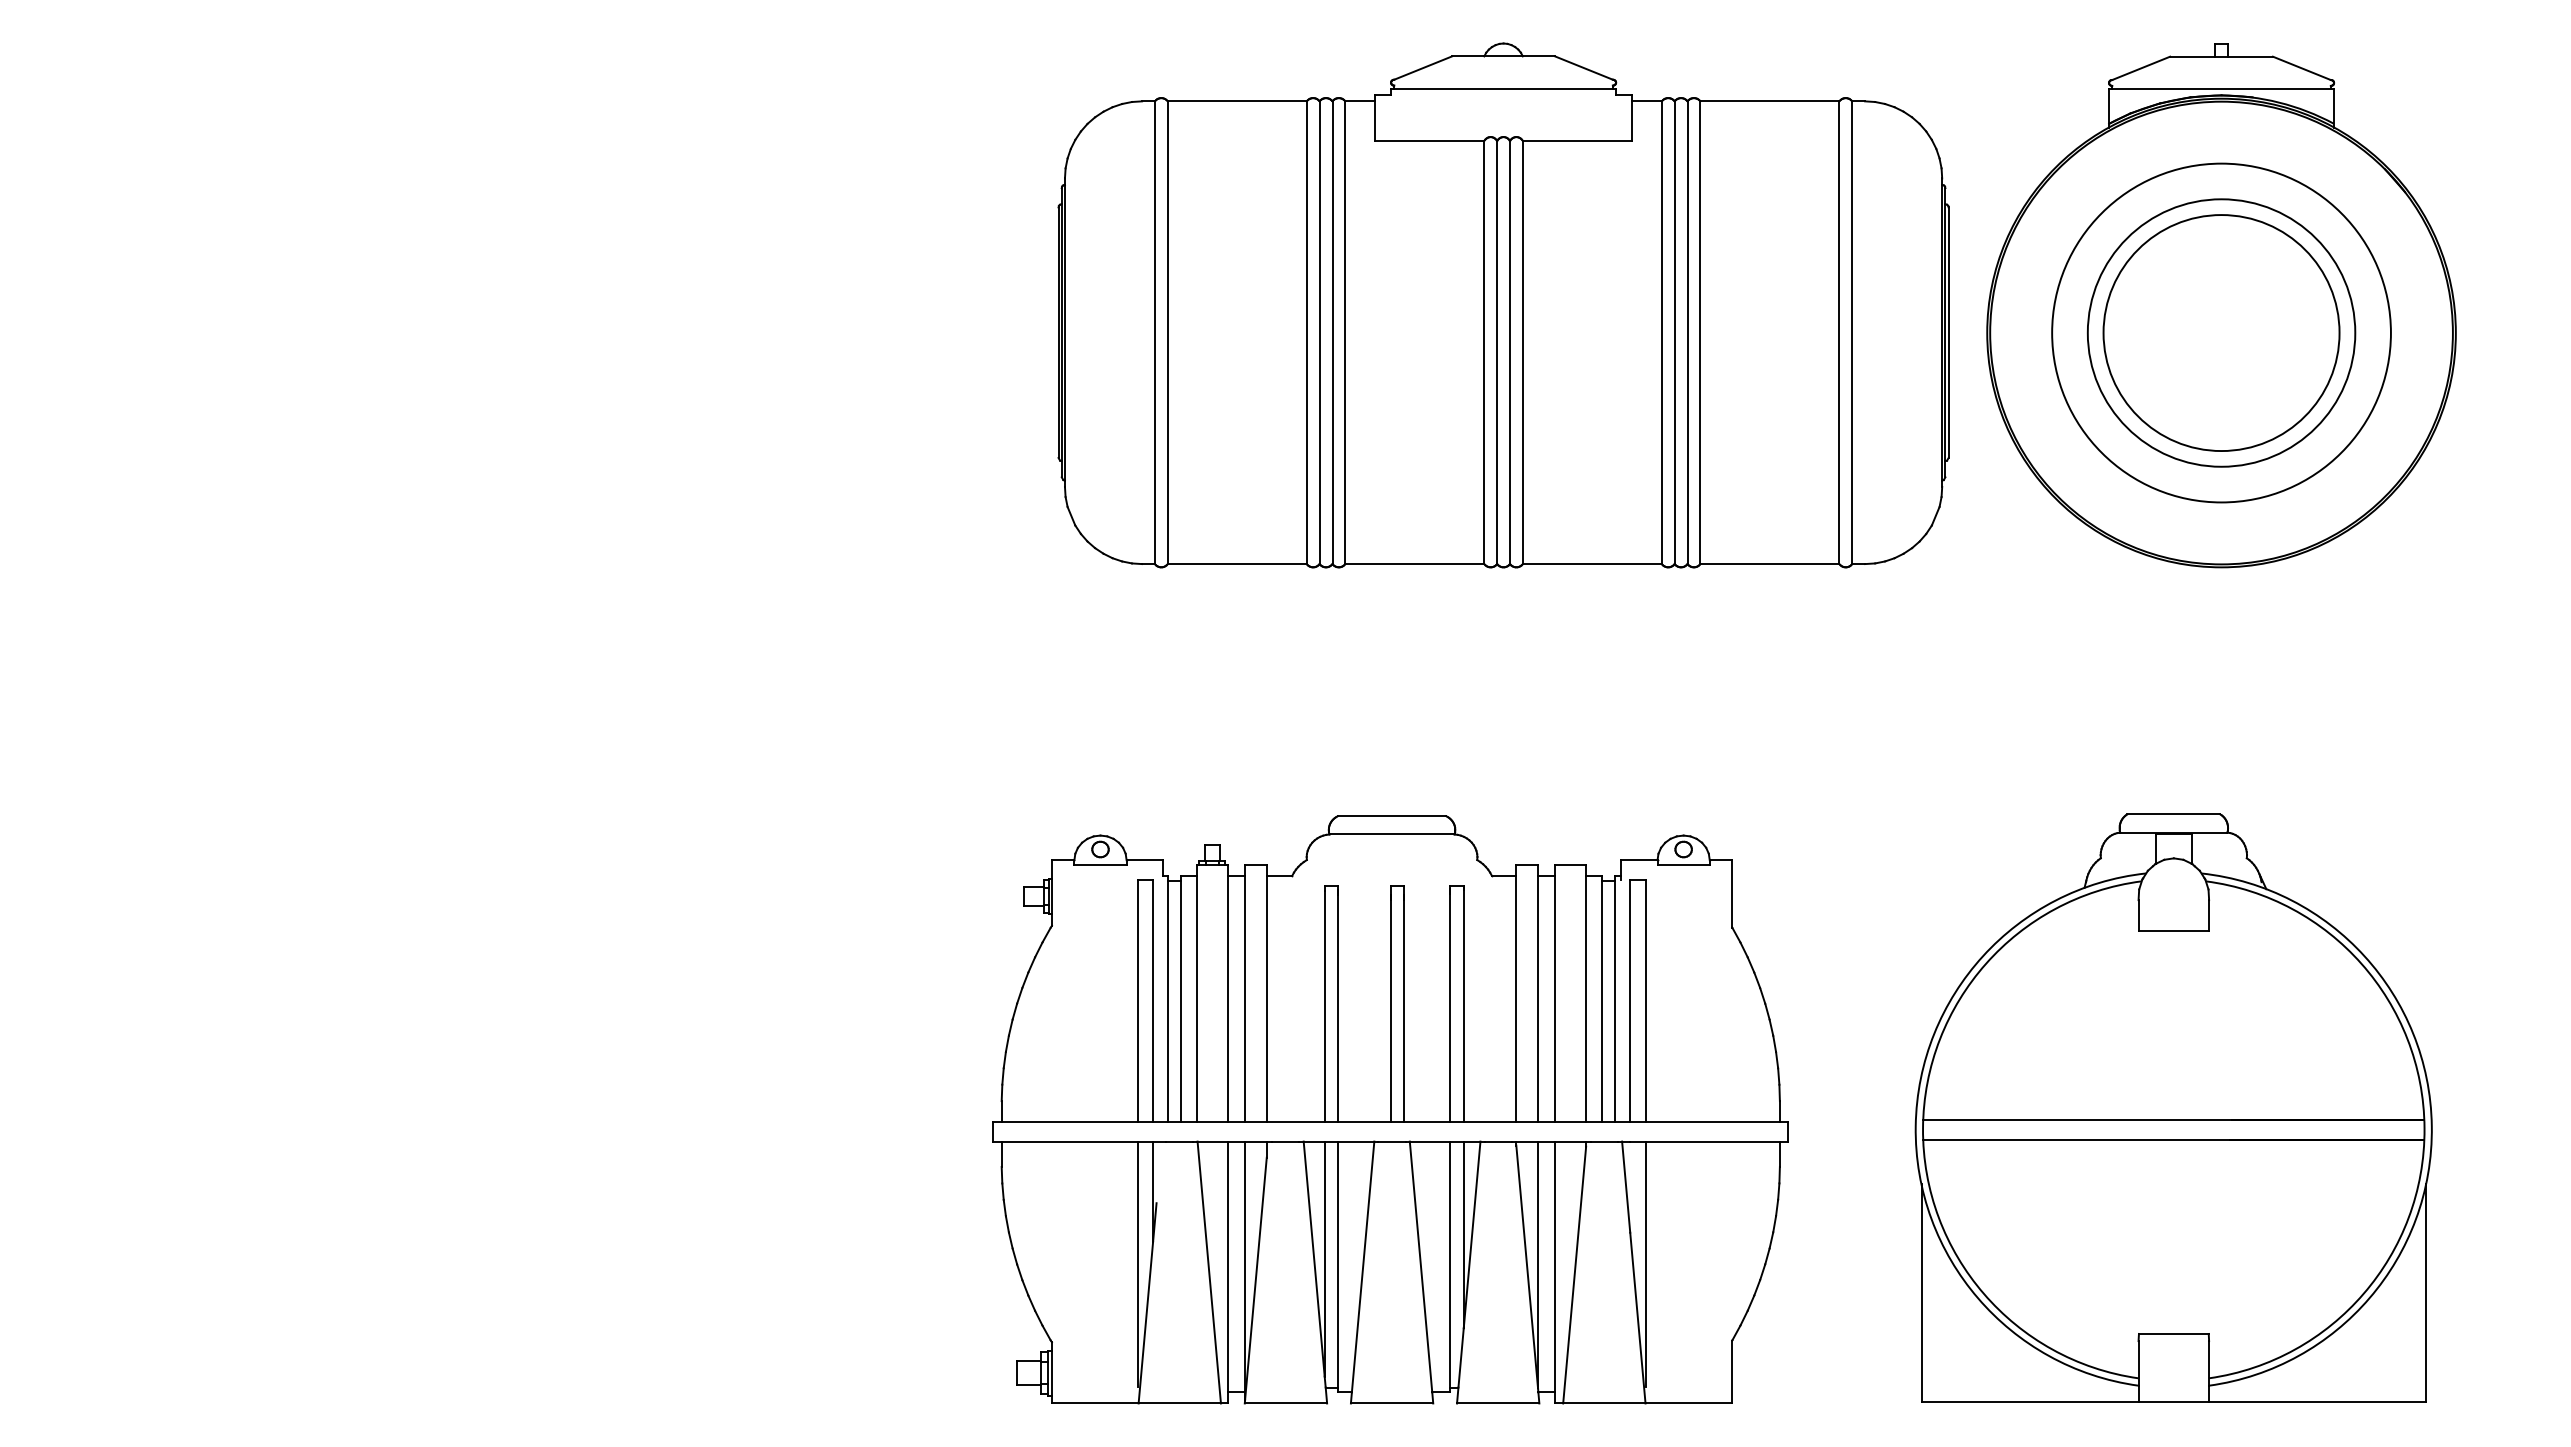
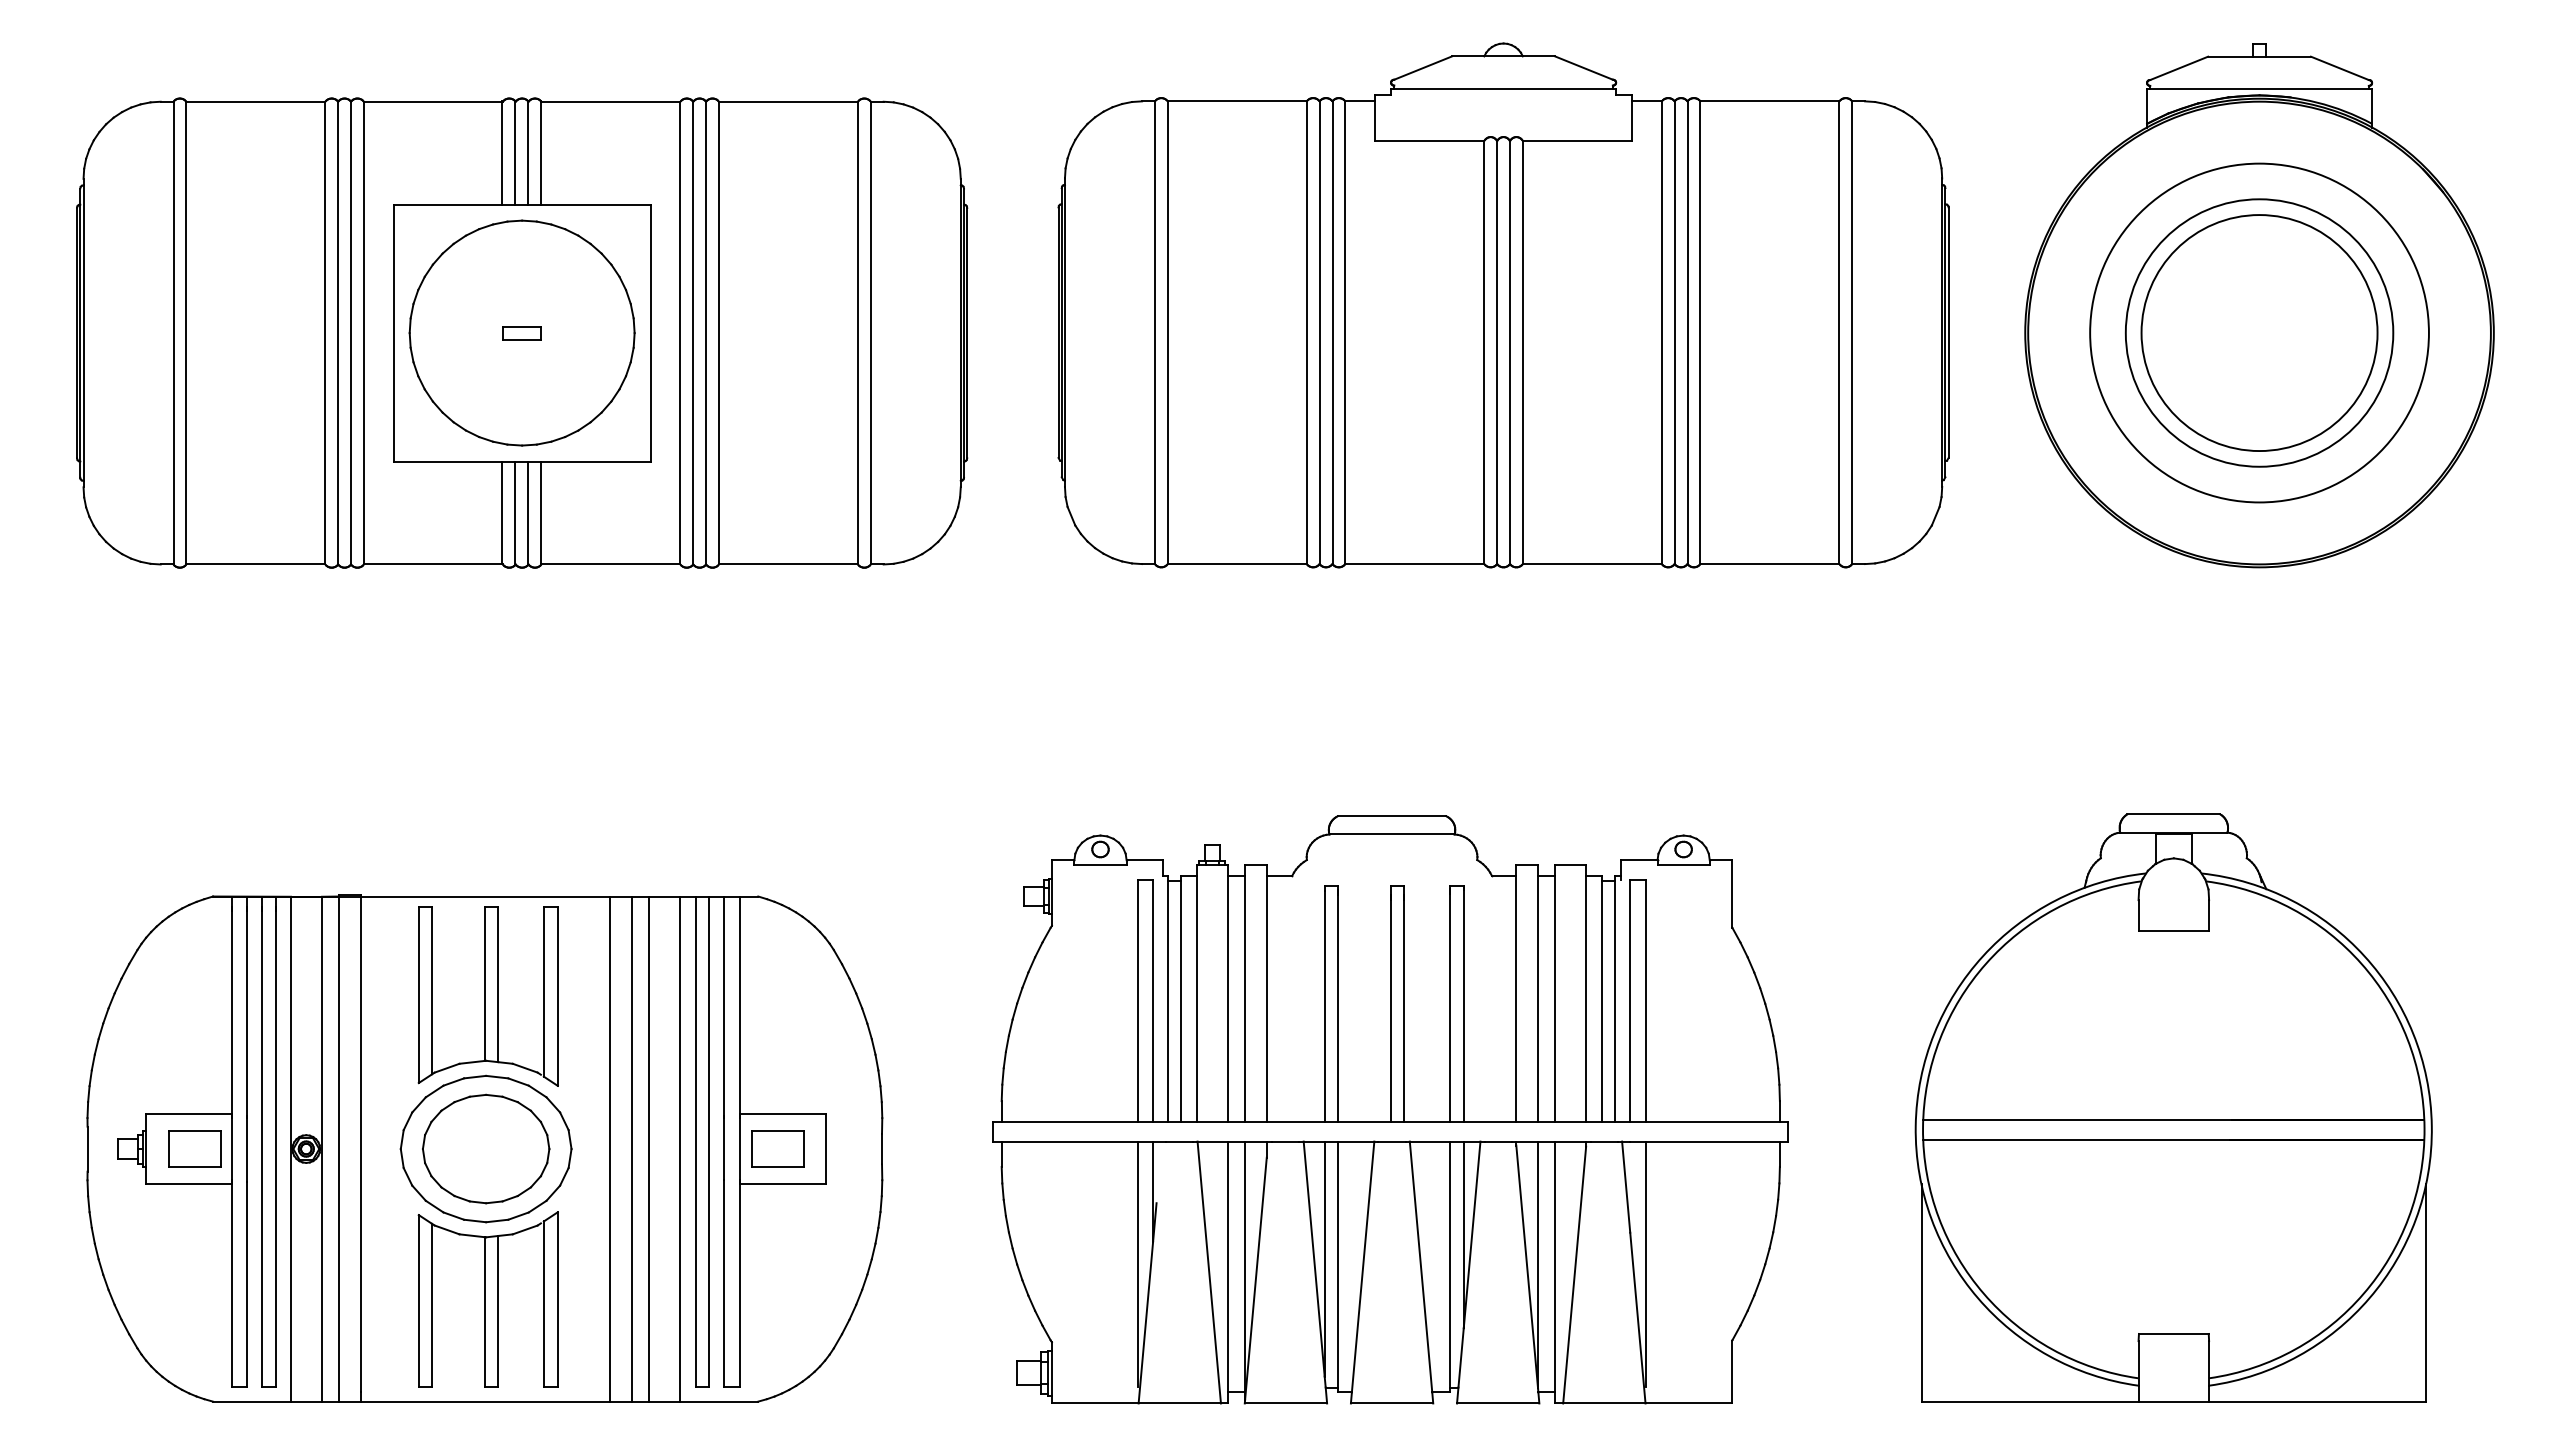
part position: (2221, 305) -> (2259, 305) (2259, 305)
part: none -> present (522, 332)
part: none -> present (484, 1148)
